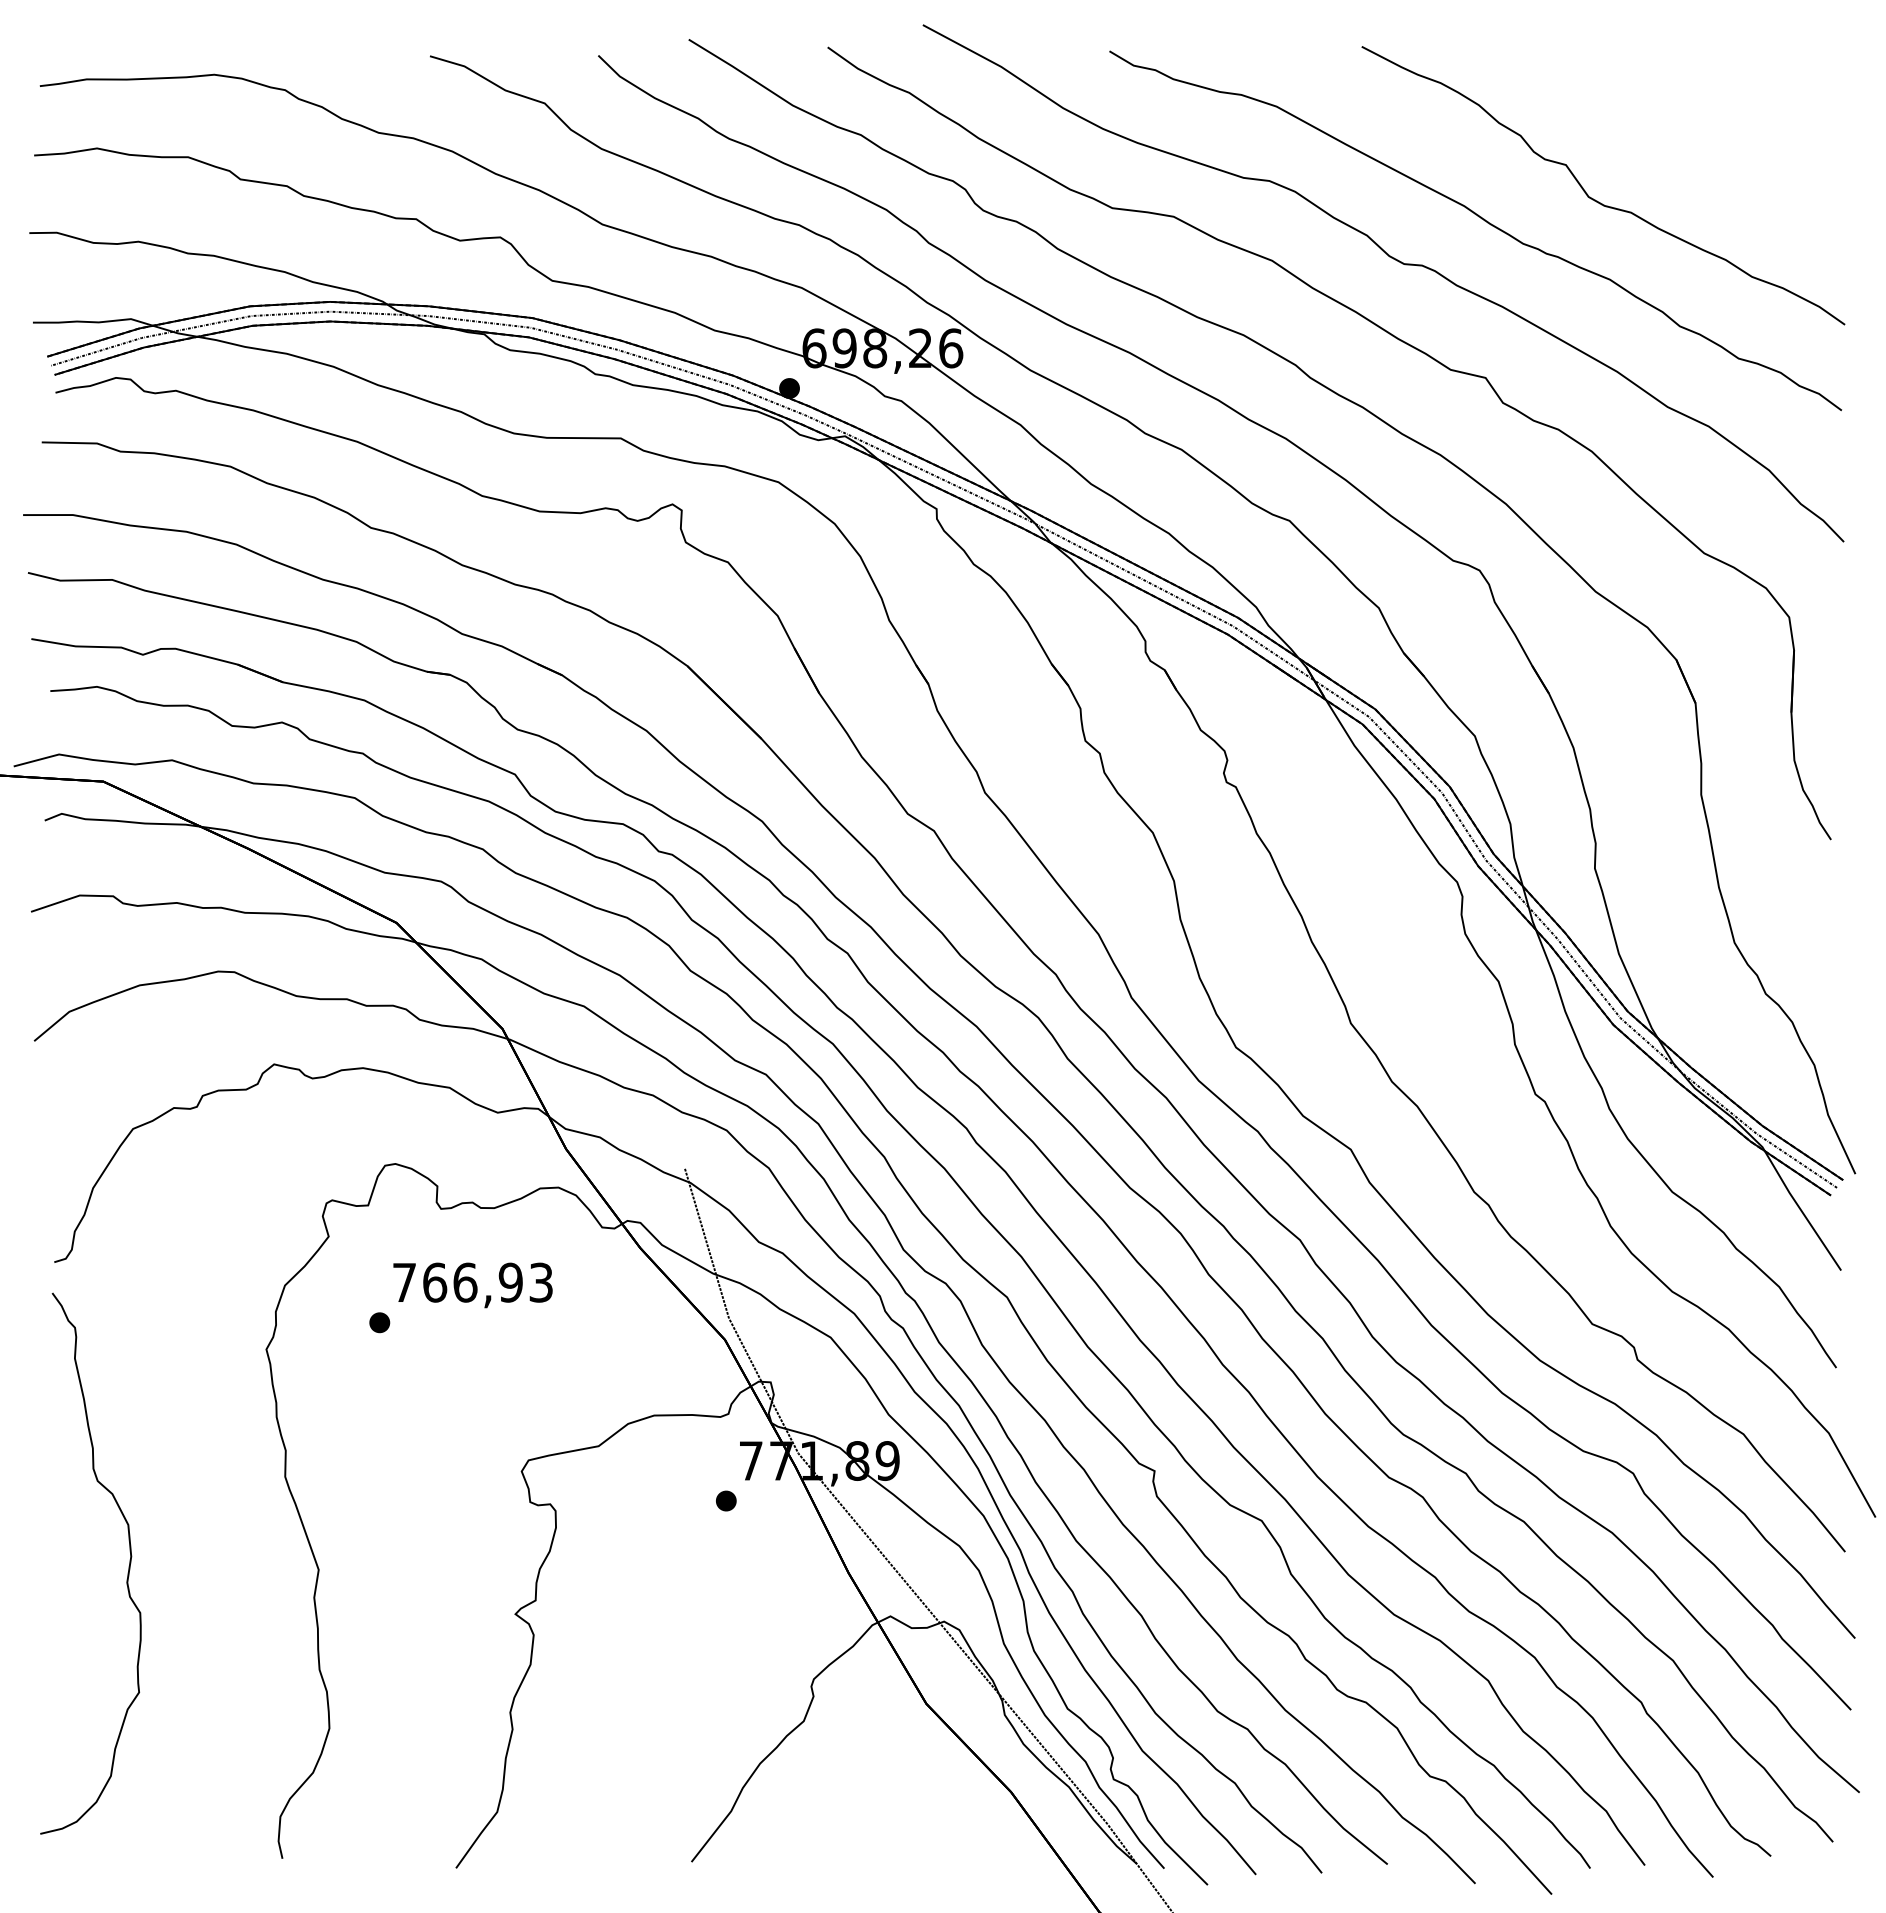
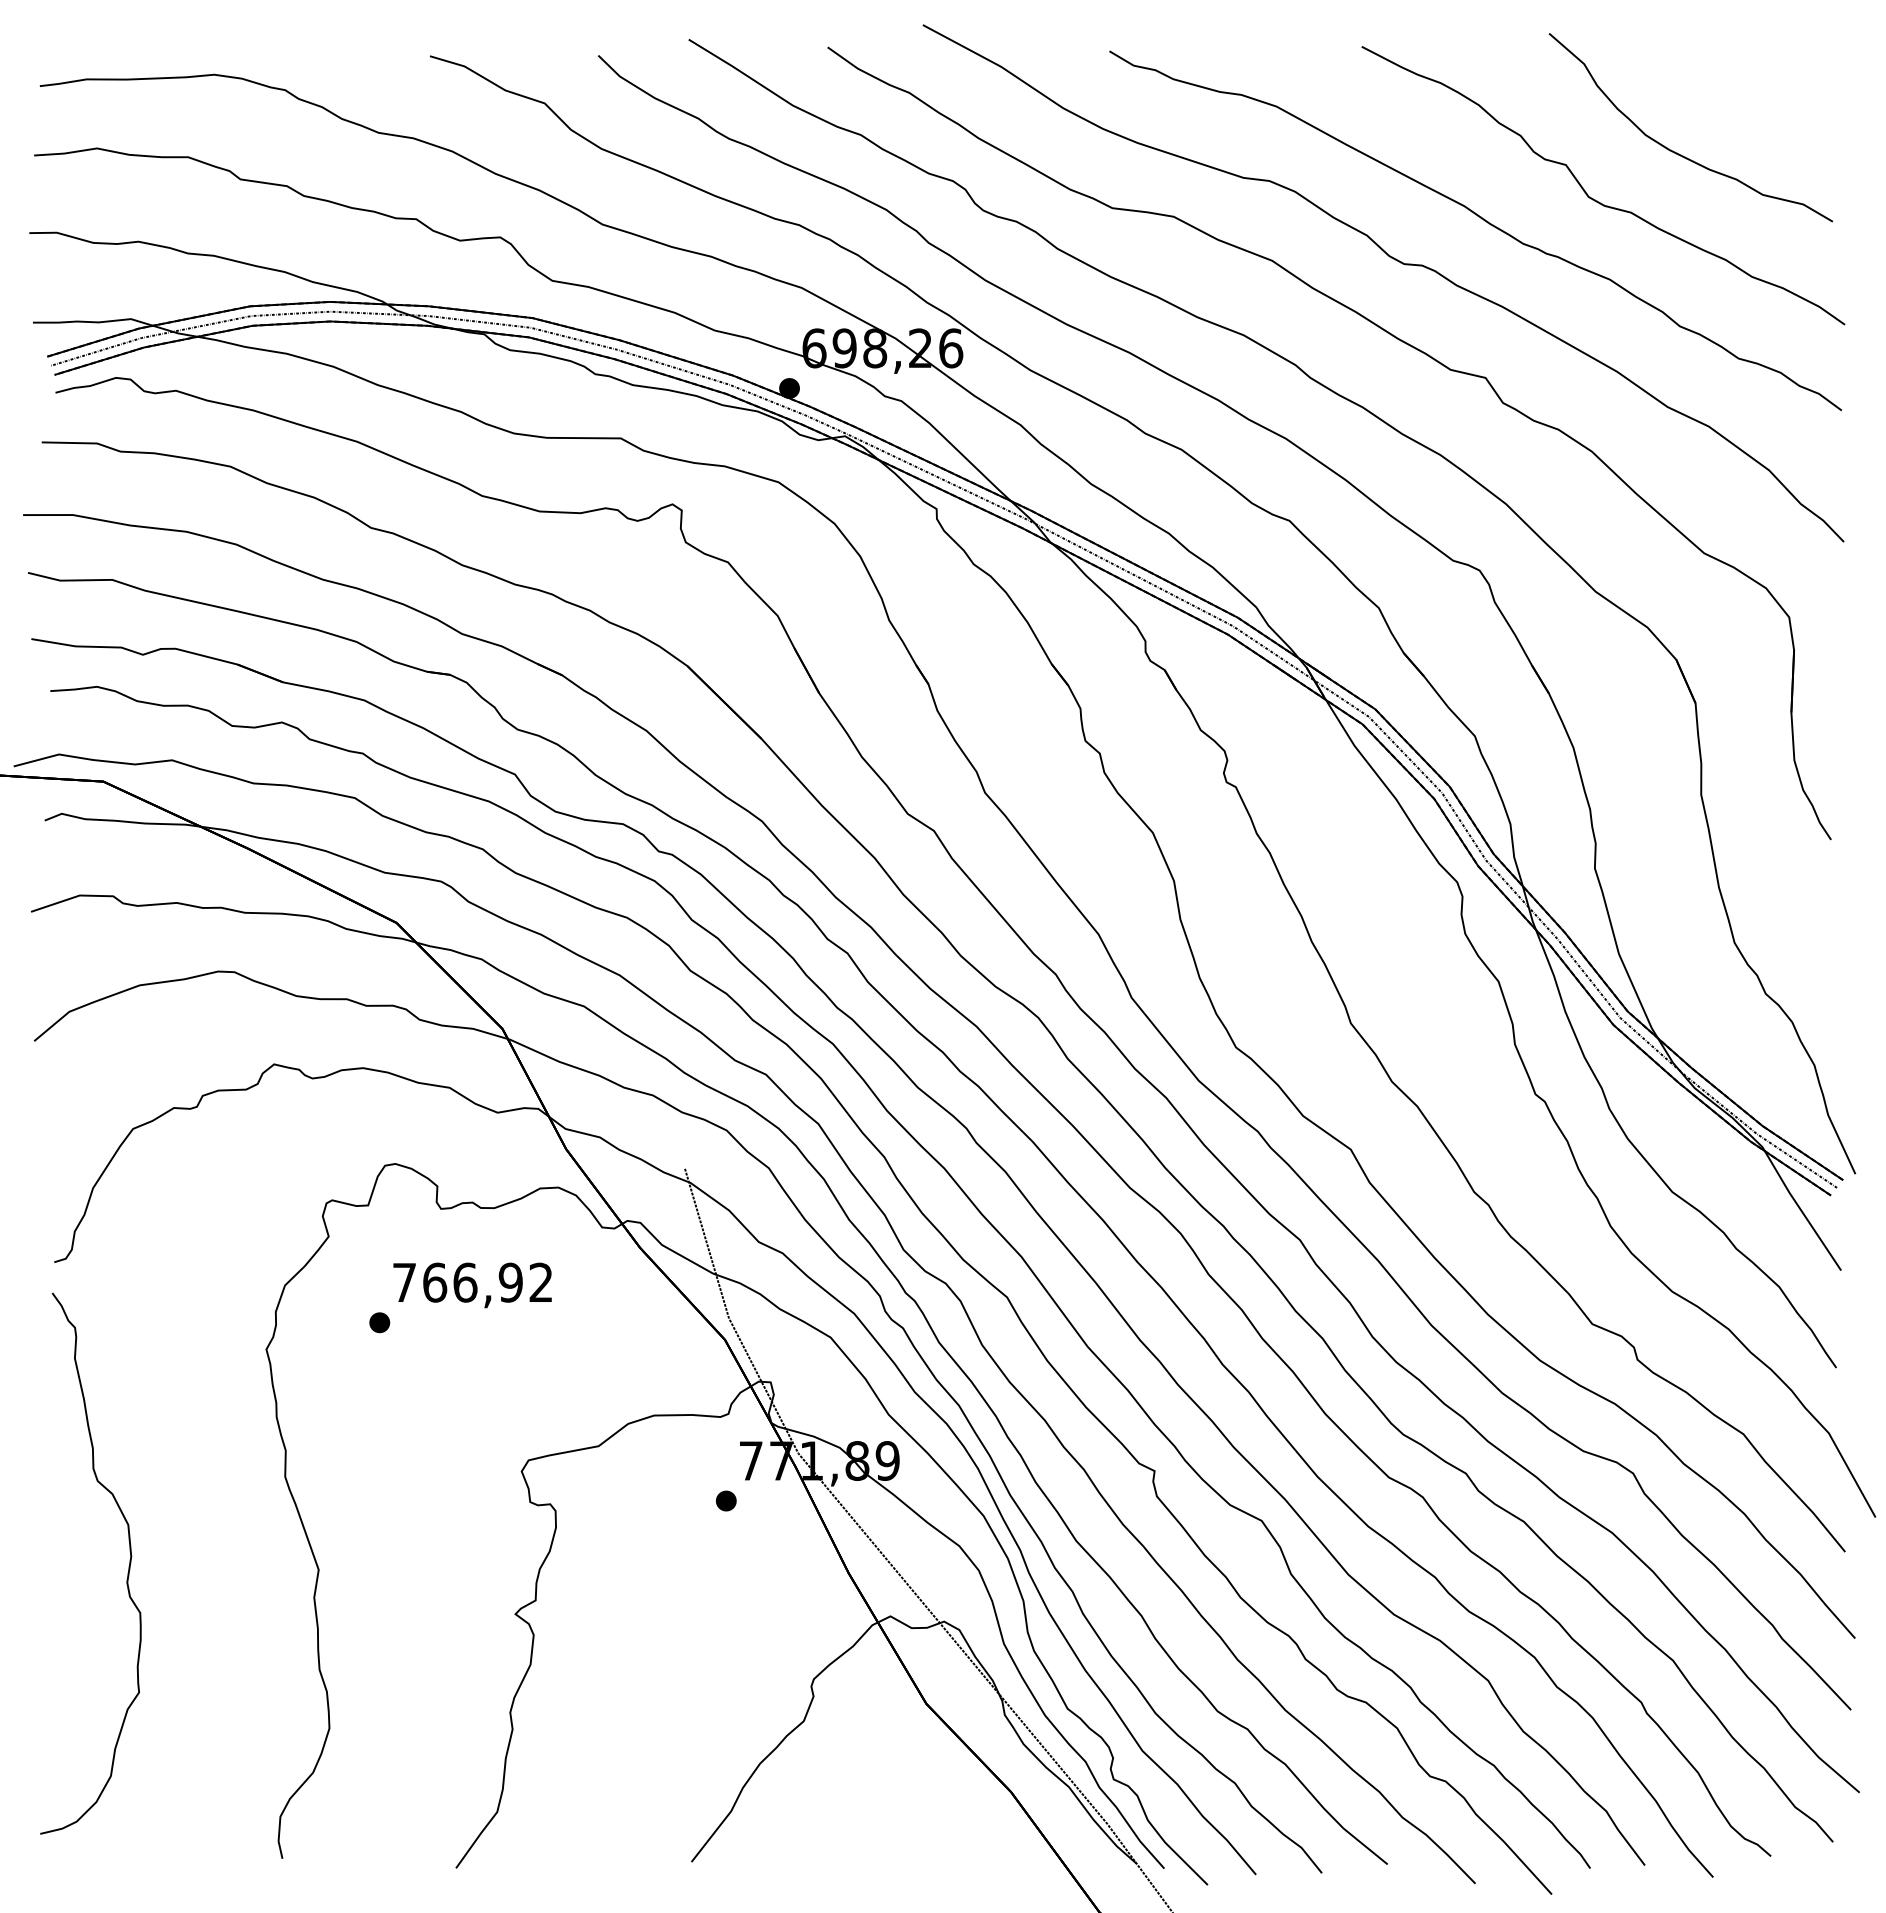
part: none -> present (1677, 152)
text: 766,93 -> 766,92 (540, 1282)
